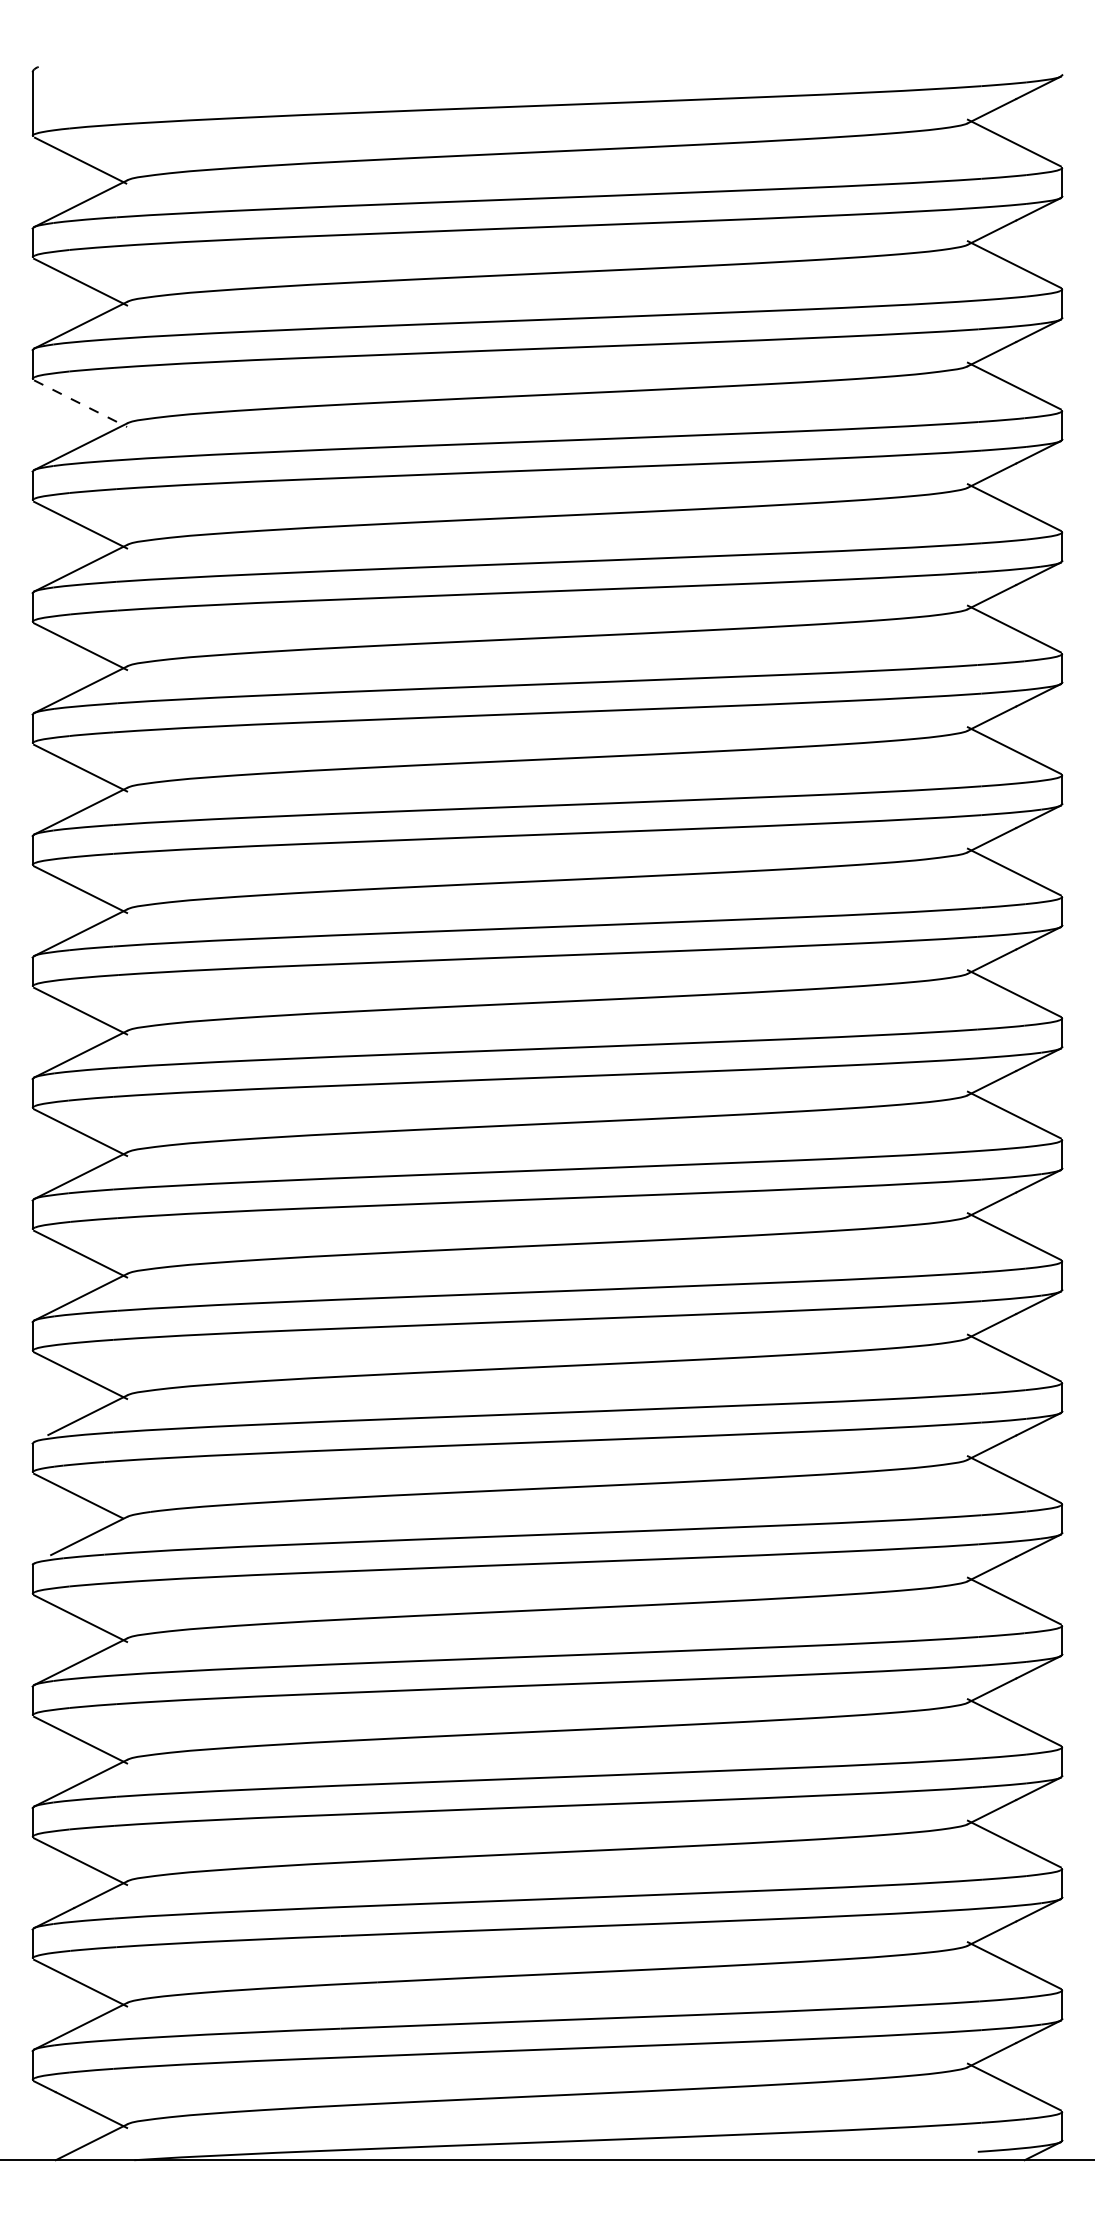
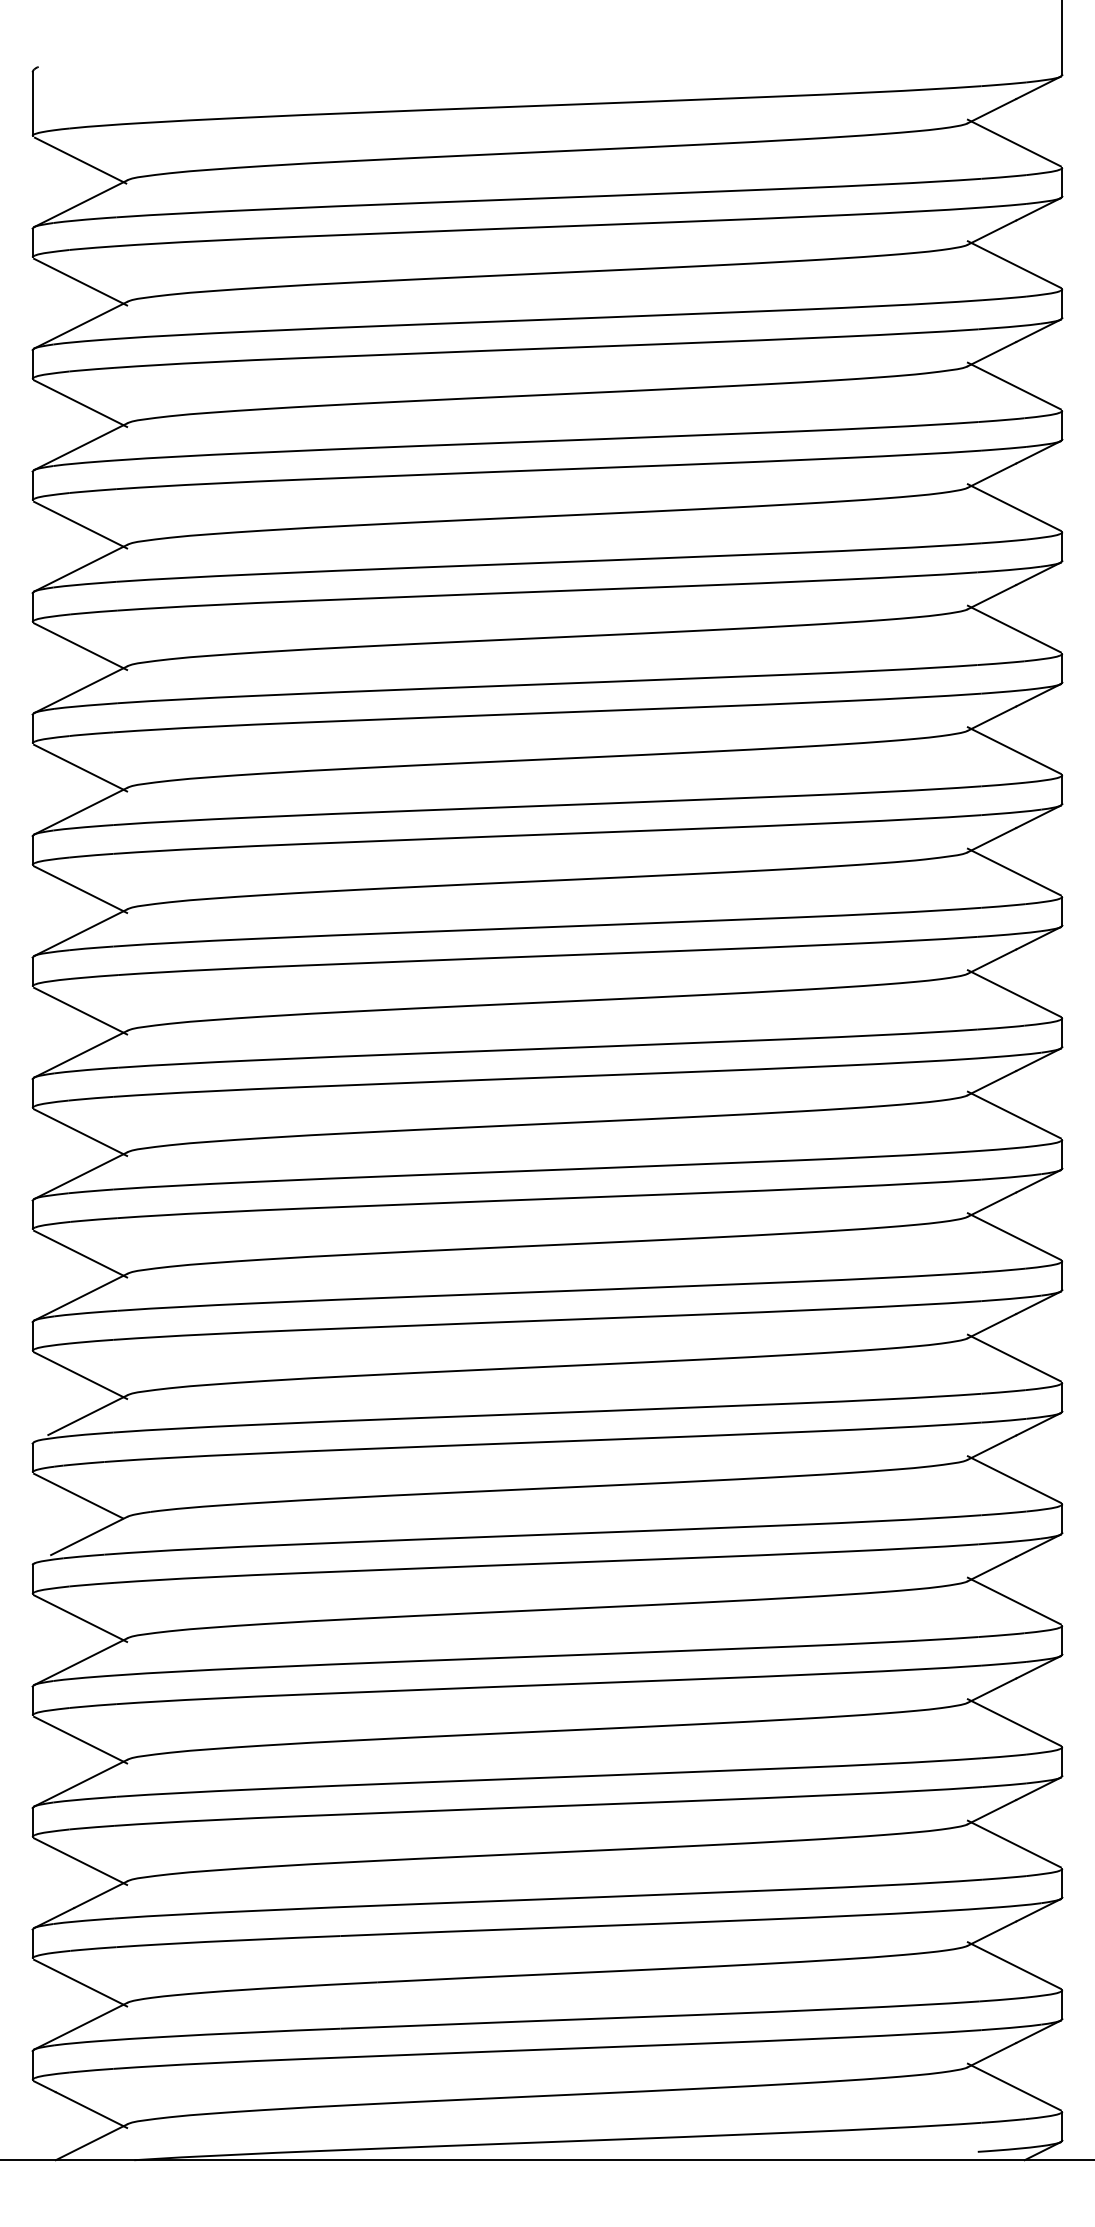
line: none -> present (1062, 38)
line: dashed -> solid (81, 403)
